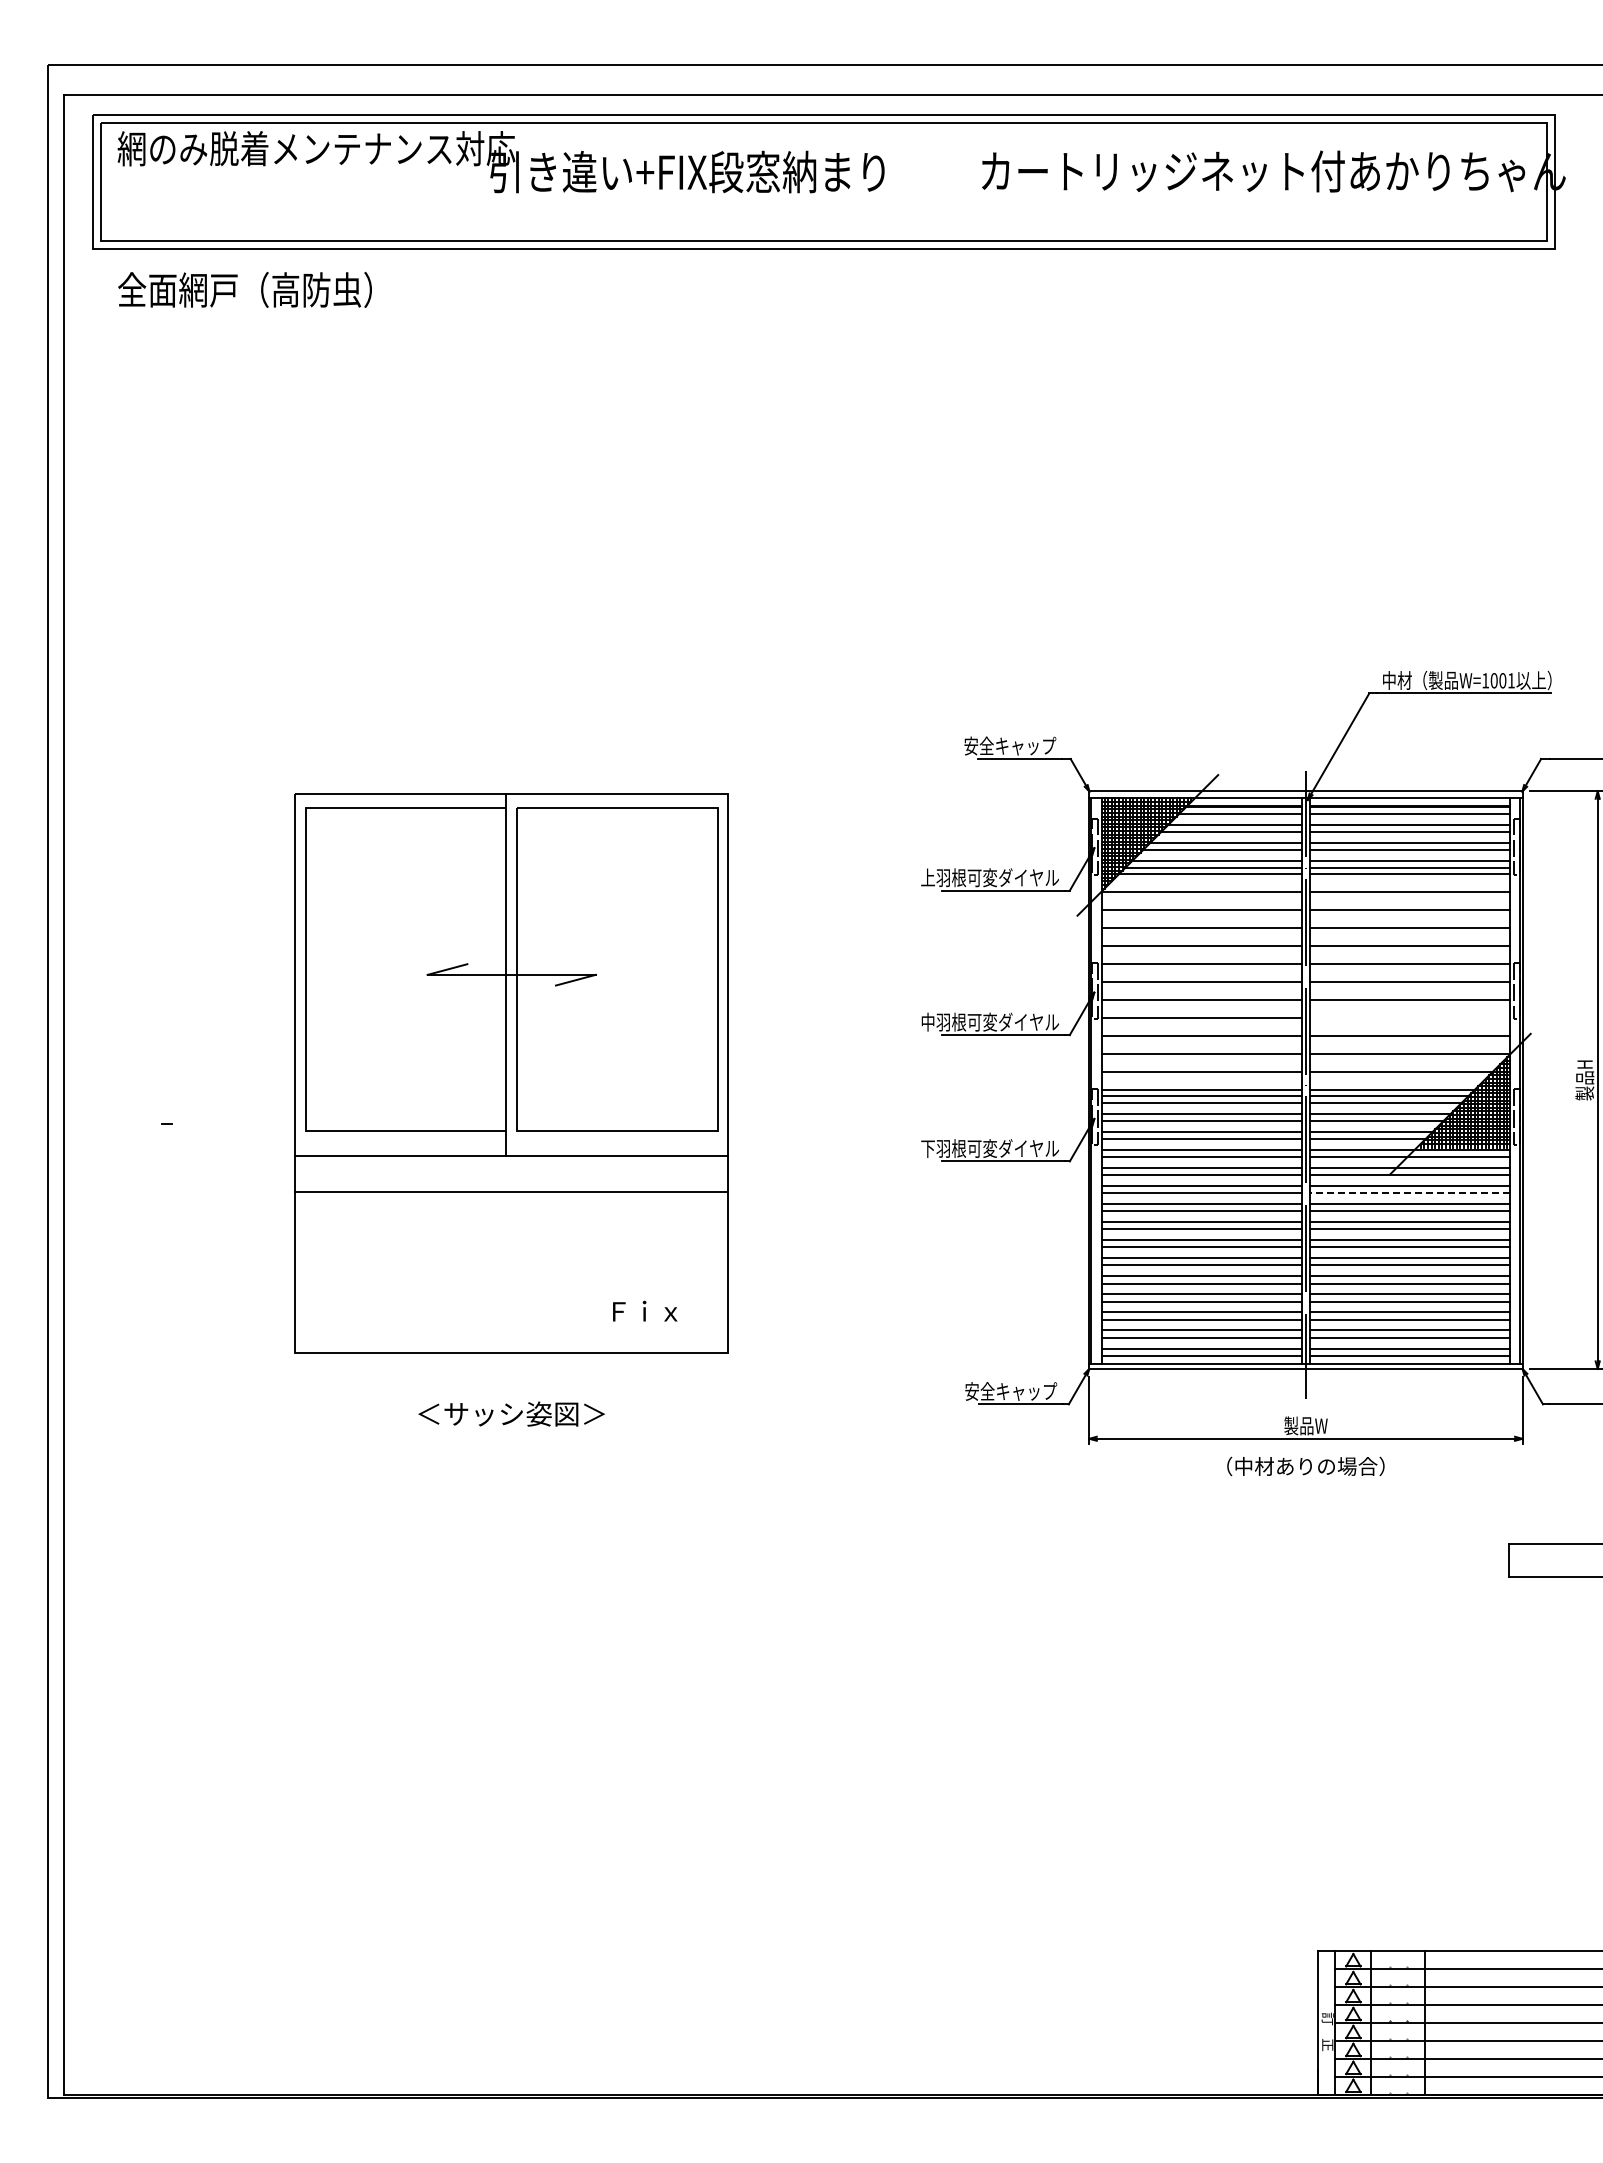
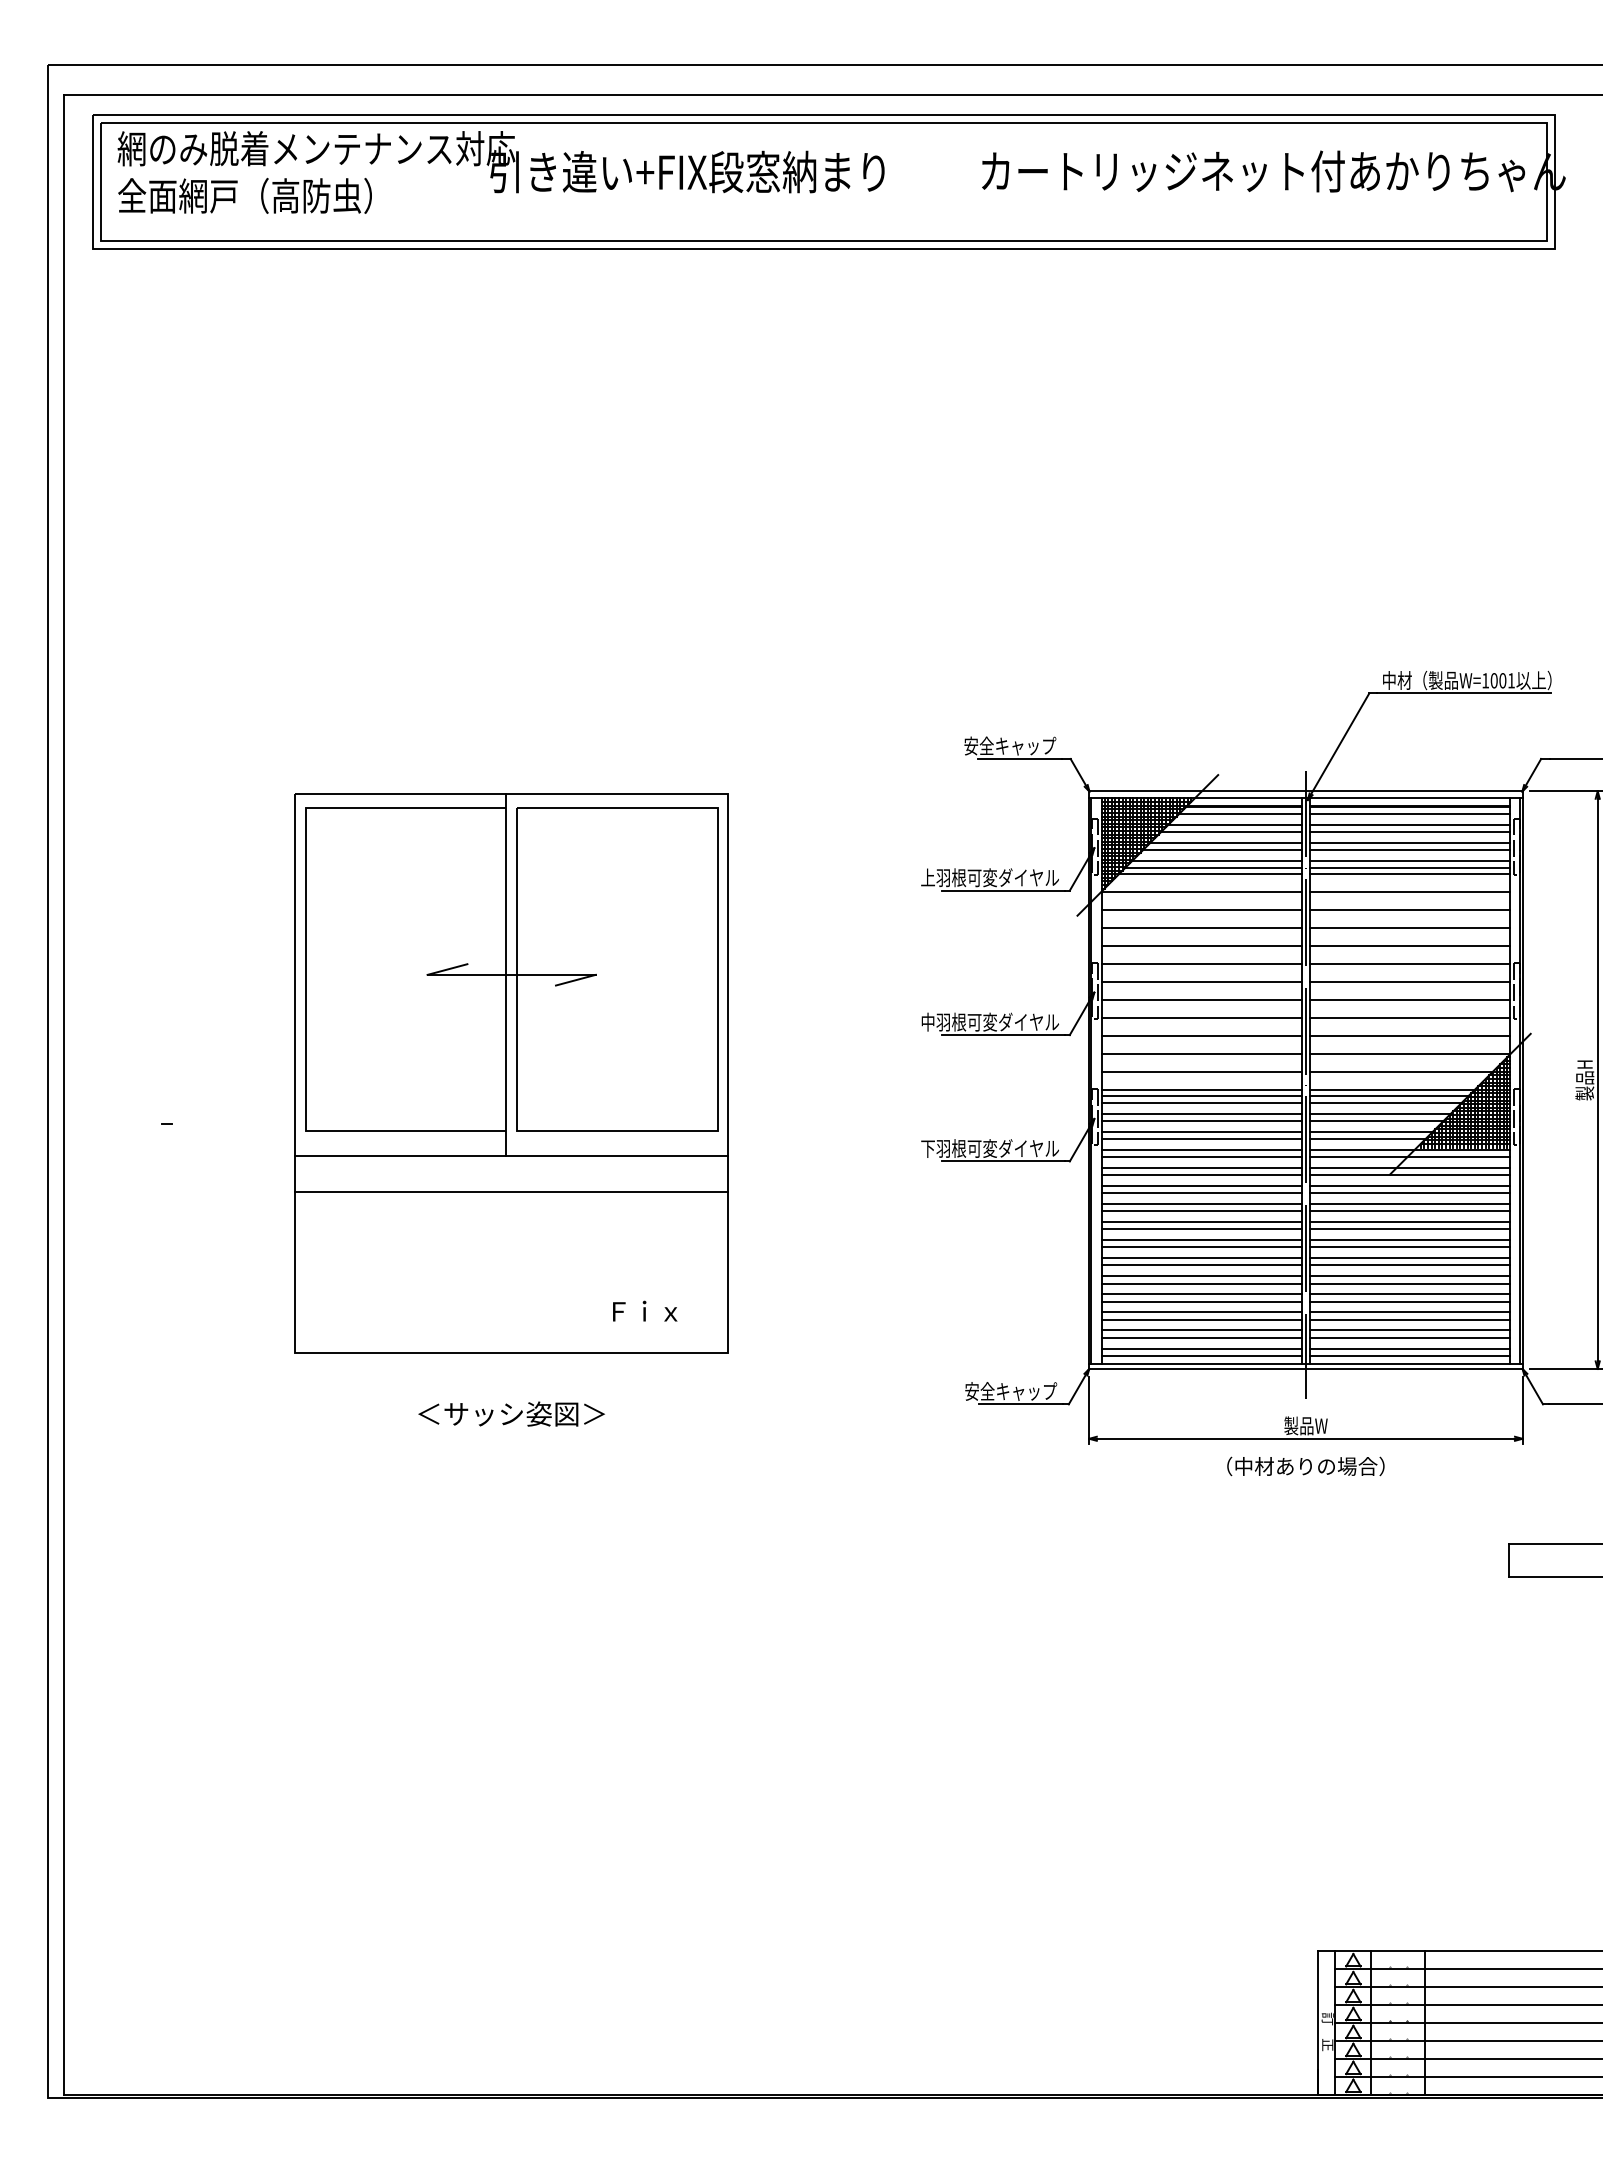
text position: (244, 289) -> (244, 195) (244, 195)
line: none -> present (1410, 1018)
line: dashed -> solid (1409, 1193)
